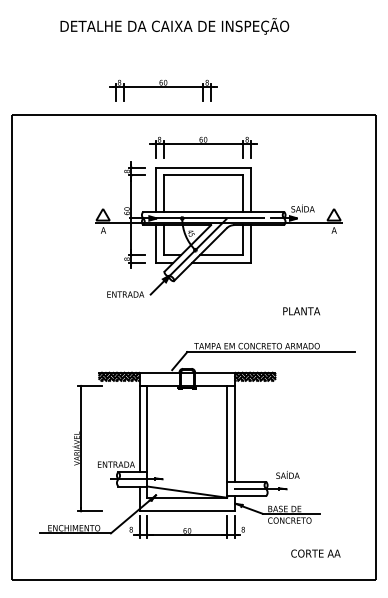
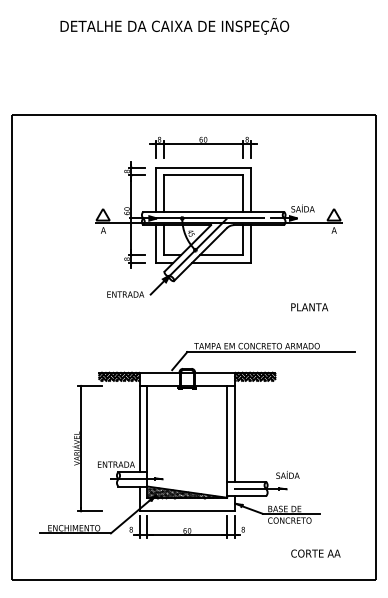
part: present -> none (163, 90)
text position: (301, 311) -> (309, 307) (309, 307)
hatch: none -> present (184, 492)
